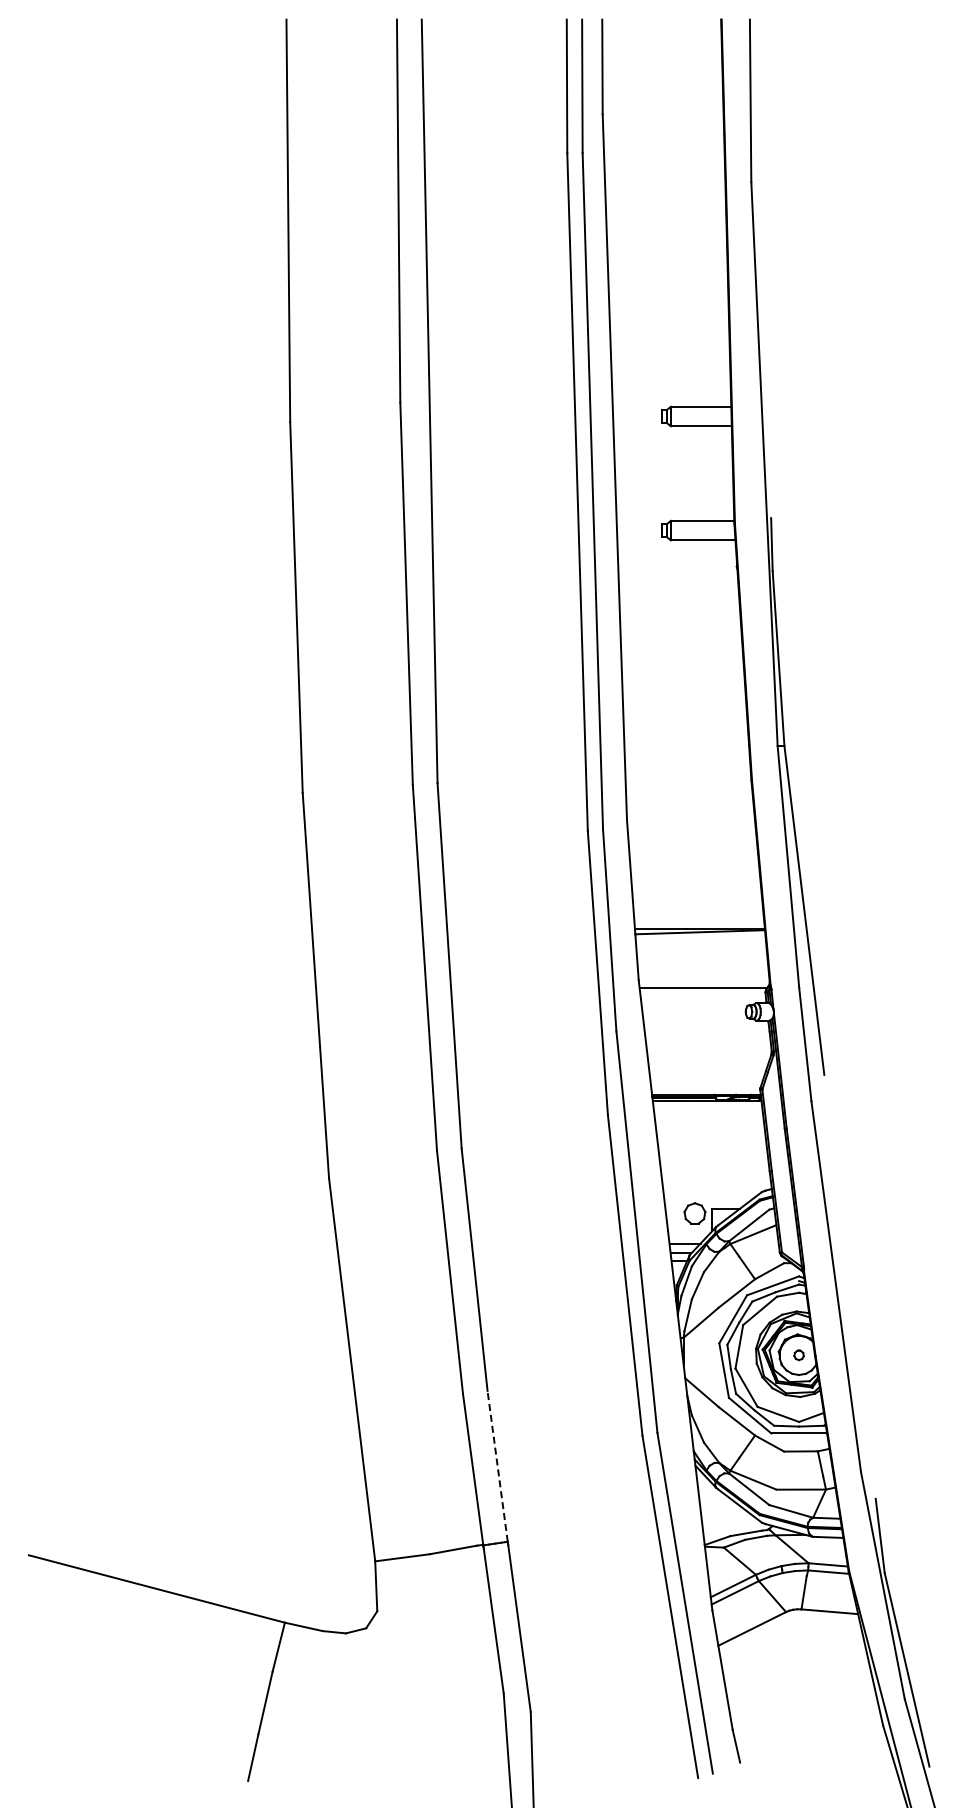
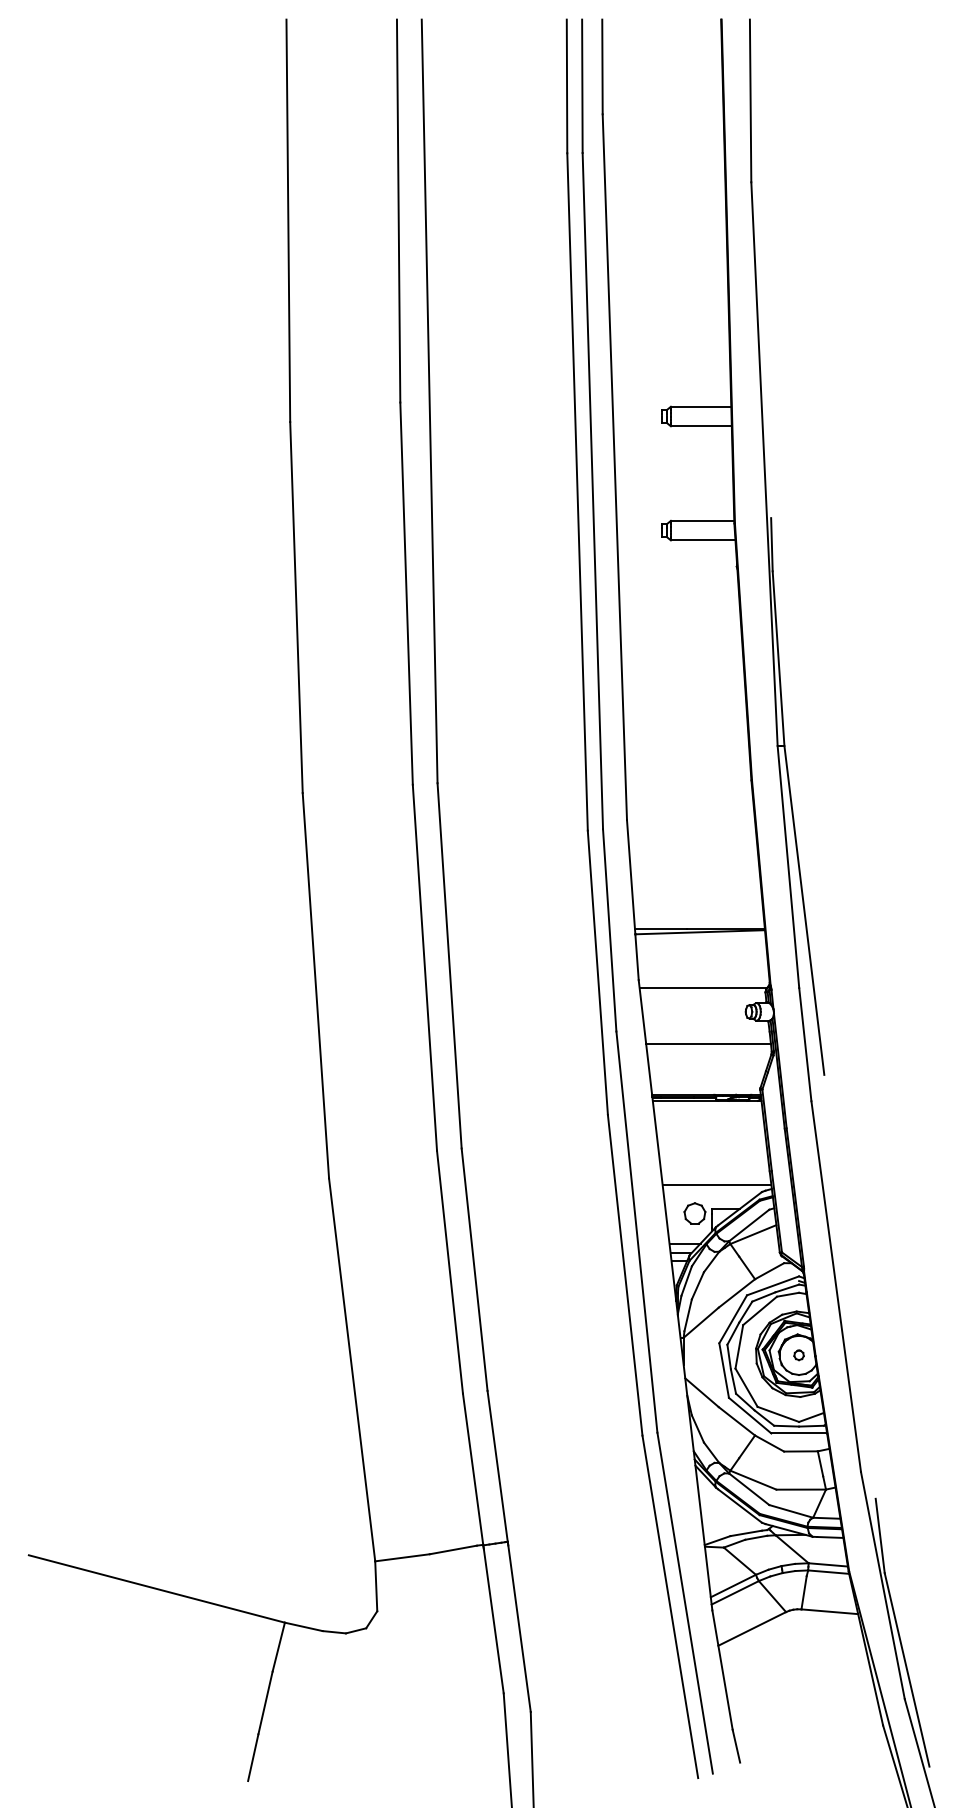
line: none -> present (708, 1043)
line: none -> present (716, 1185)
line: dashed -> solid (497, 1465)
